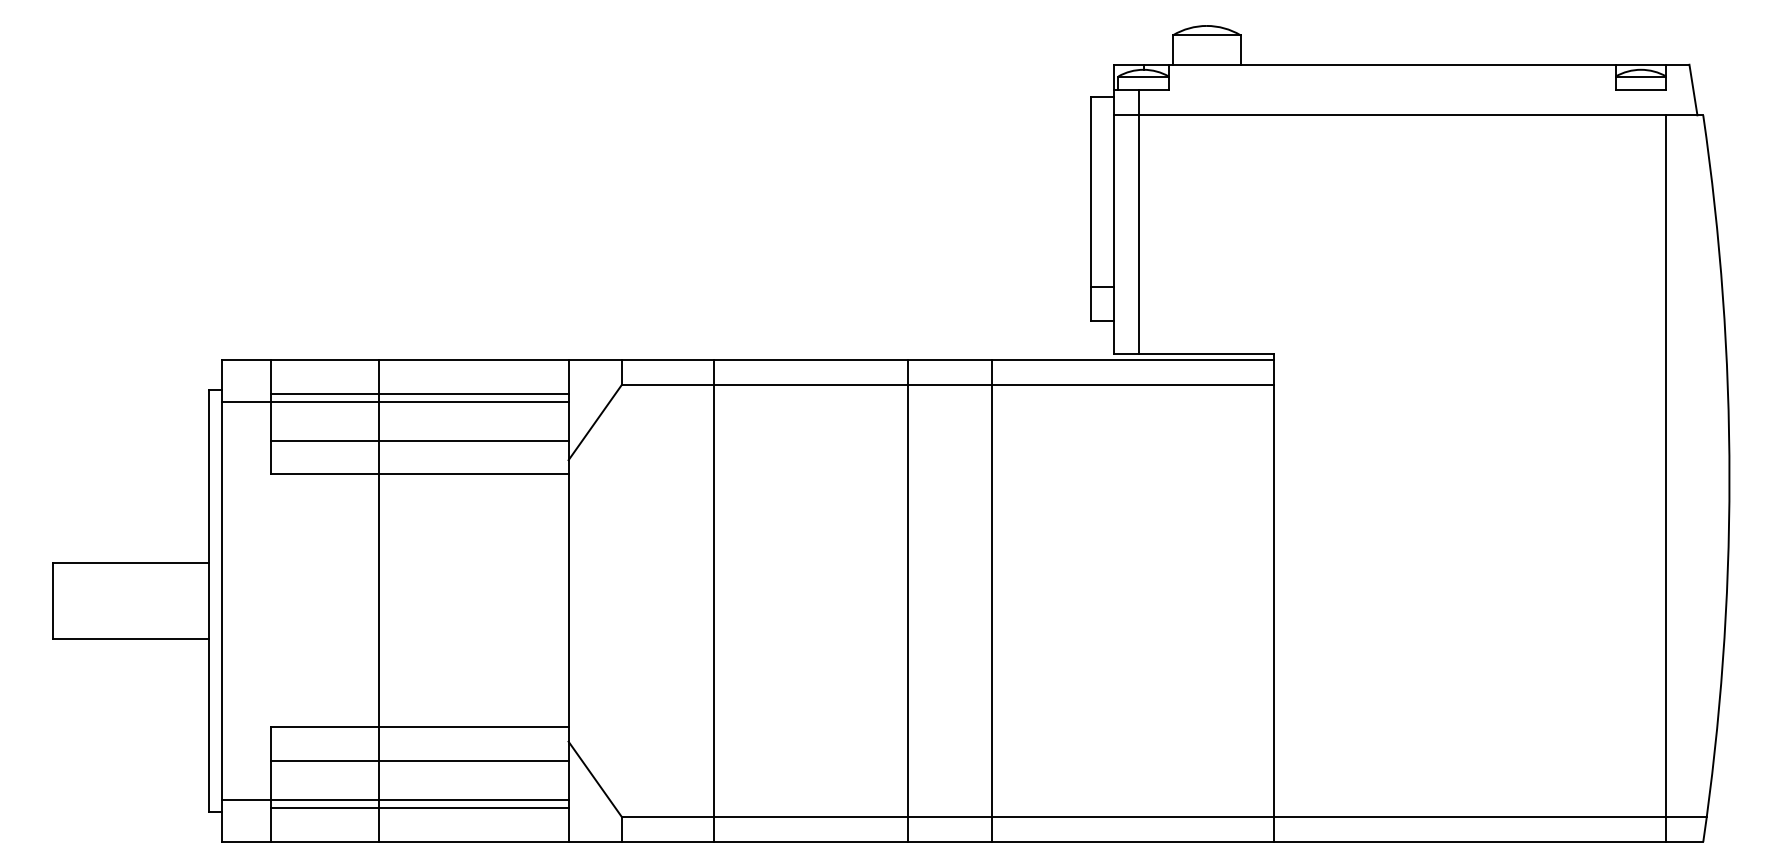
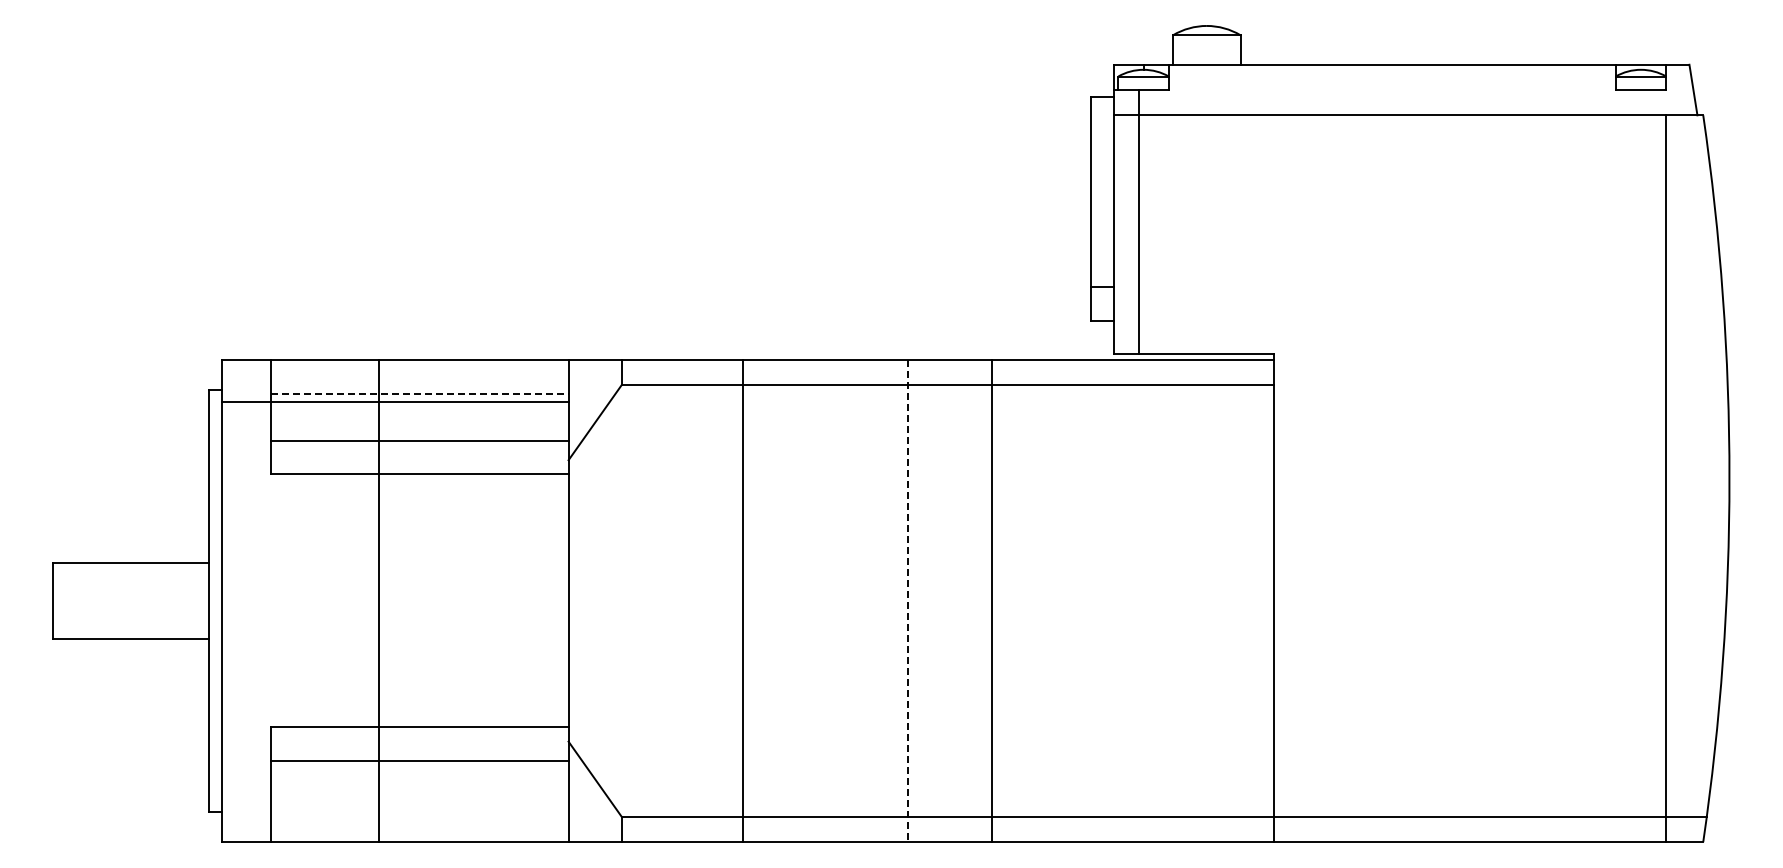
line: solid -> dashed (419, 393)
line position: (713, 600) -> (742, 600) (742, 600)
line: solid -> dashed (907, 601)
line: present -> none (395, 799)
line: present -> none (419, 808)
